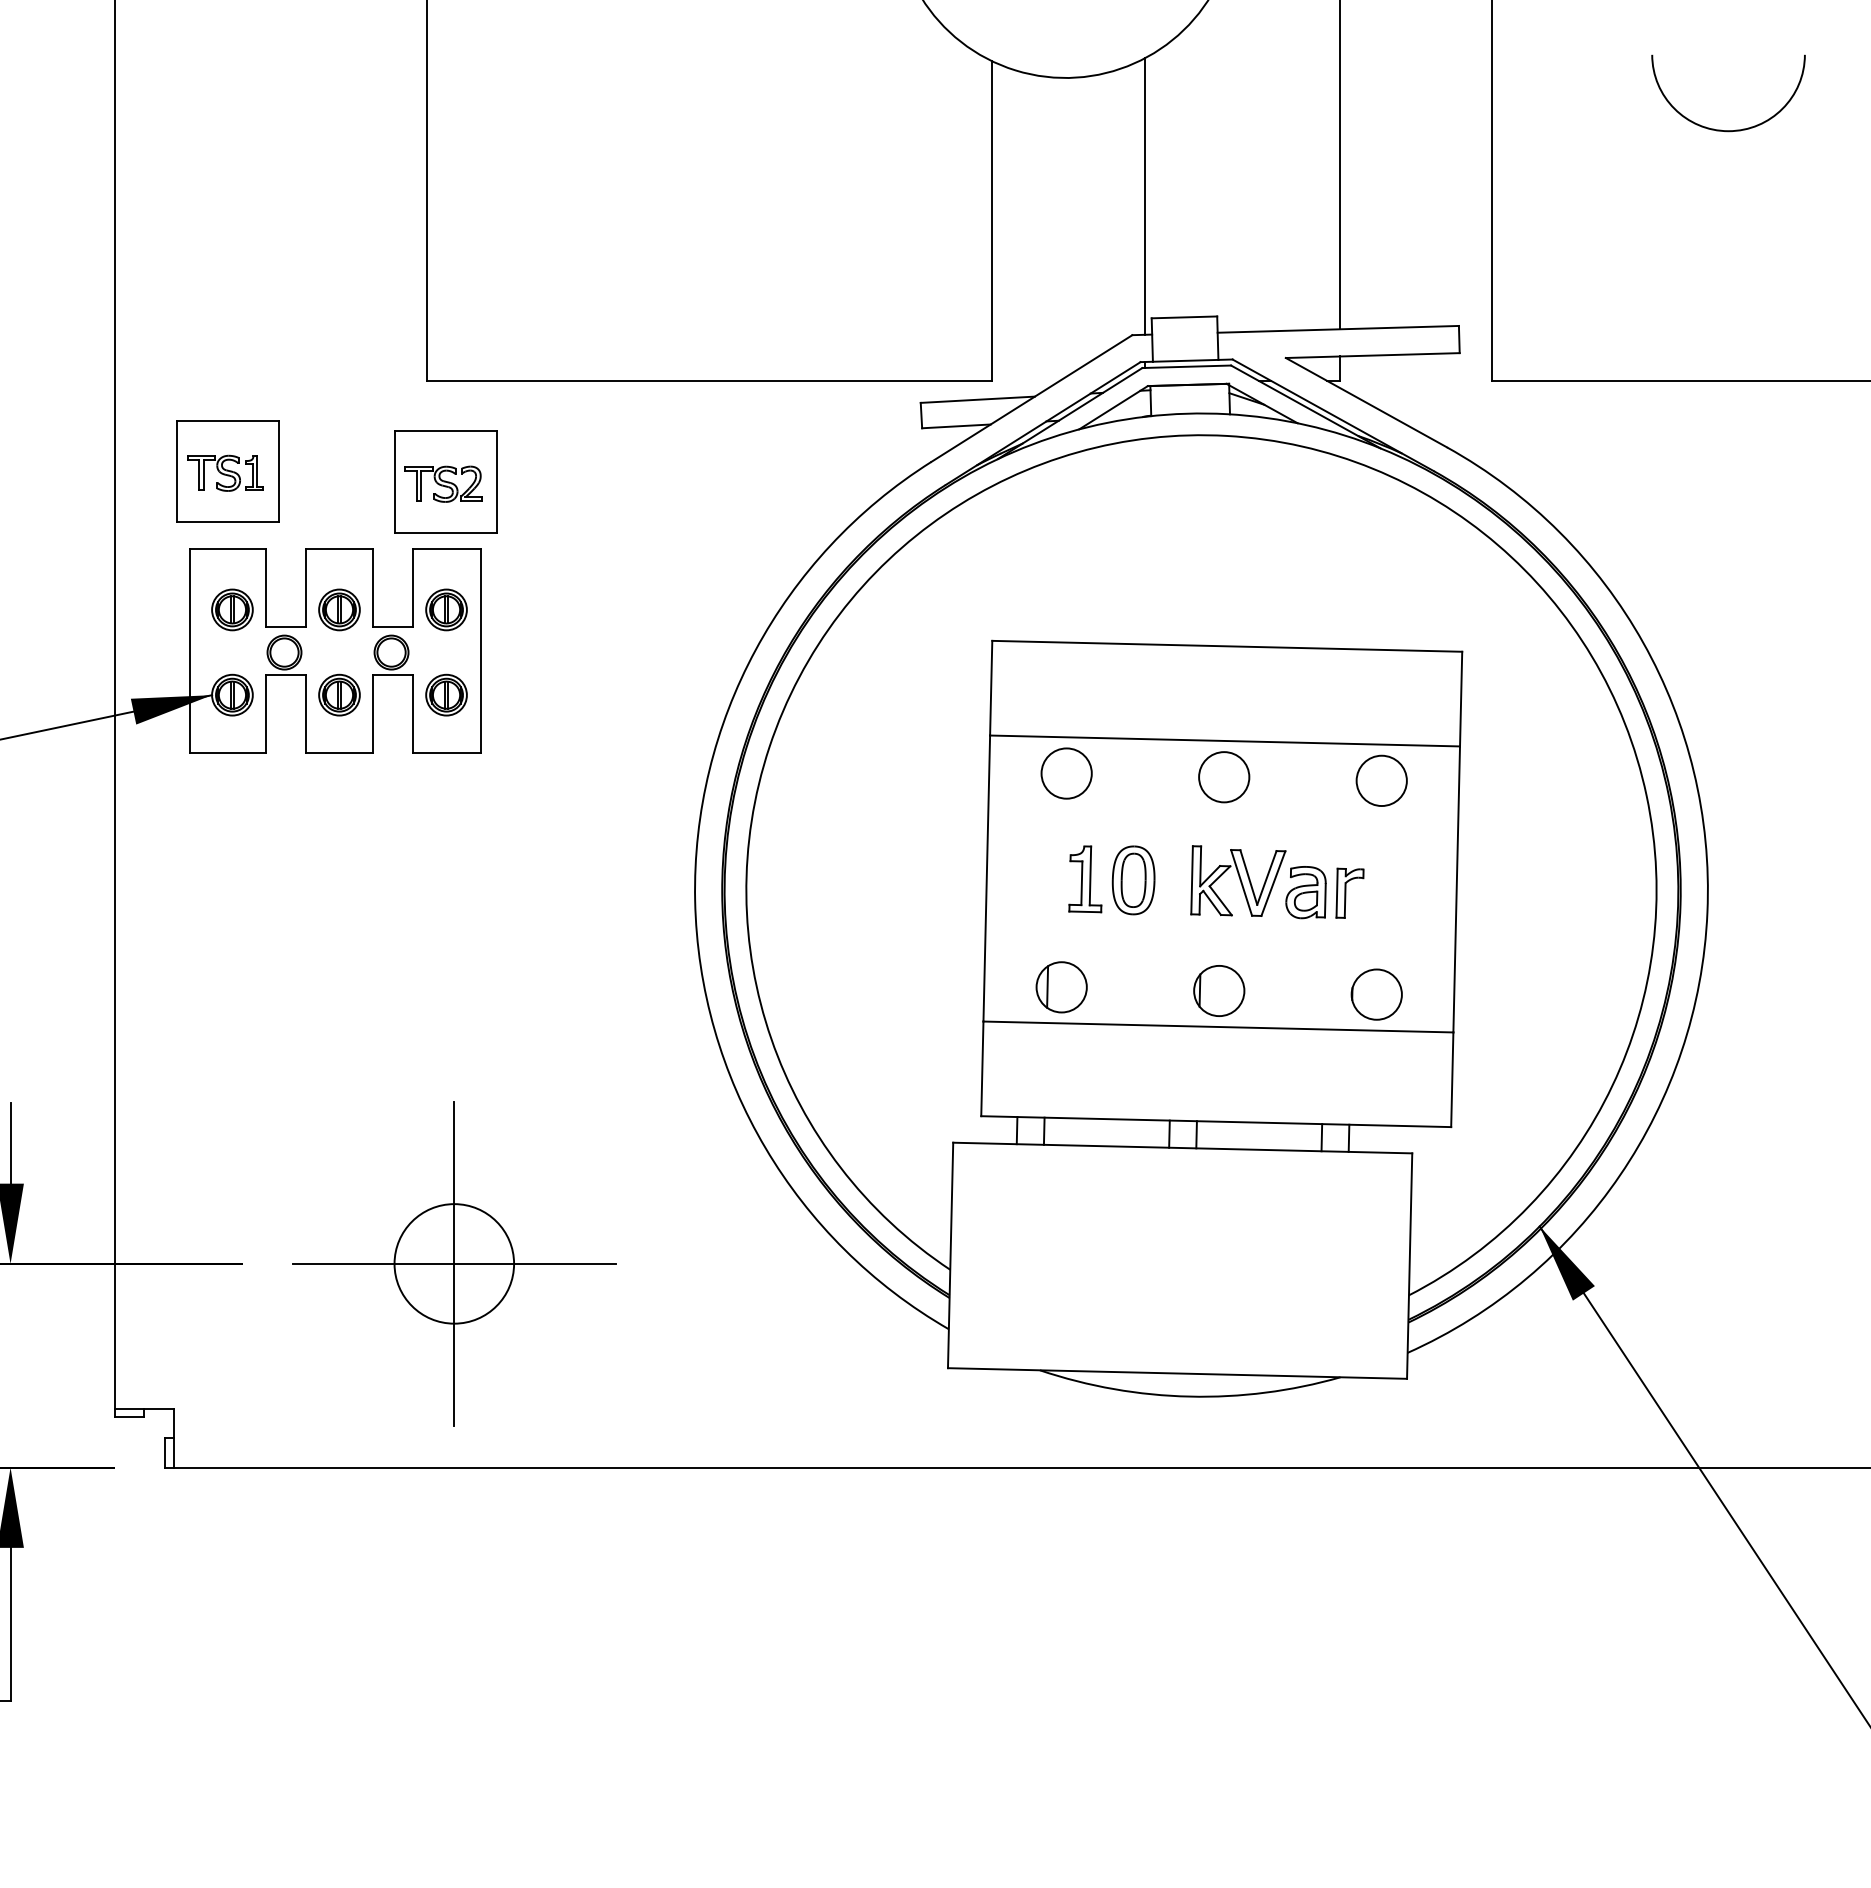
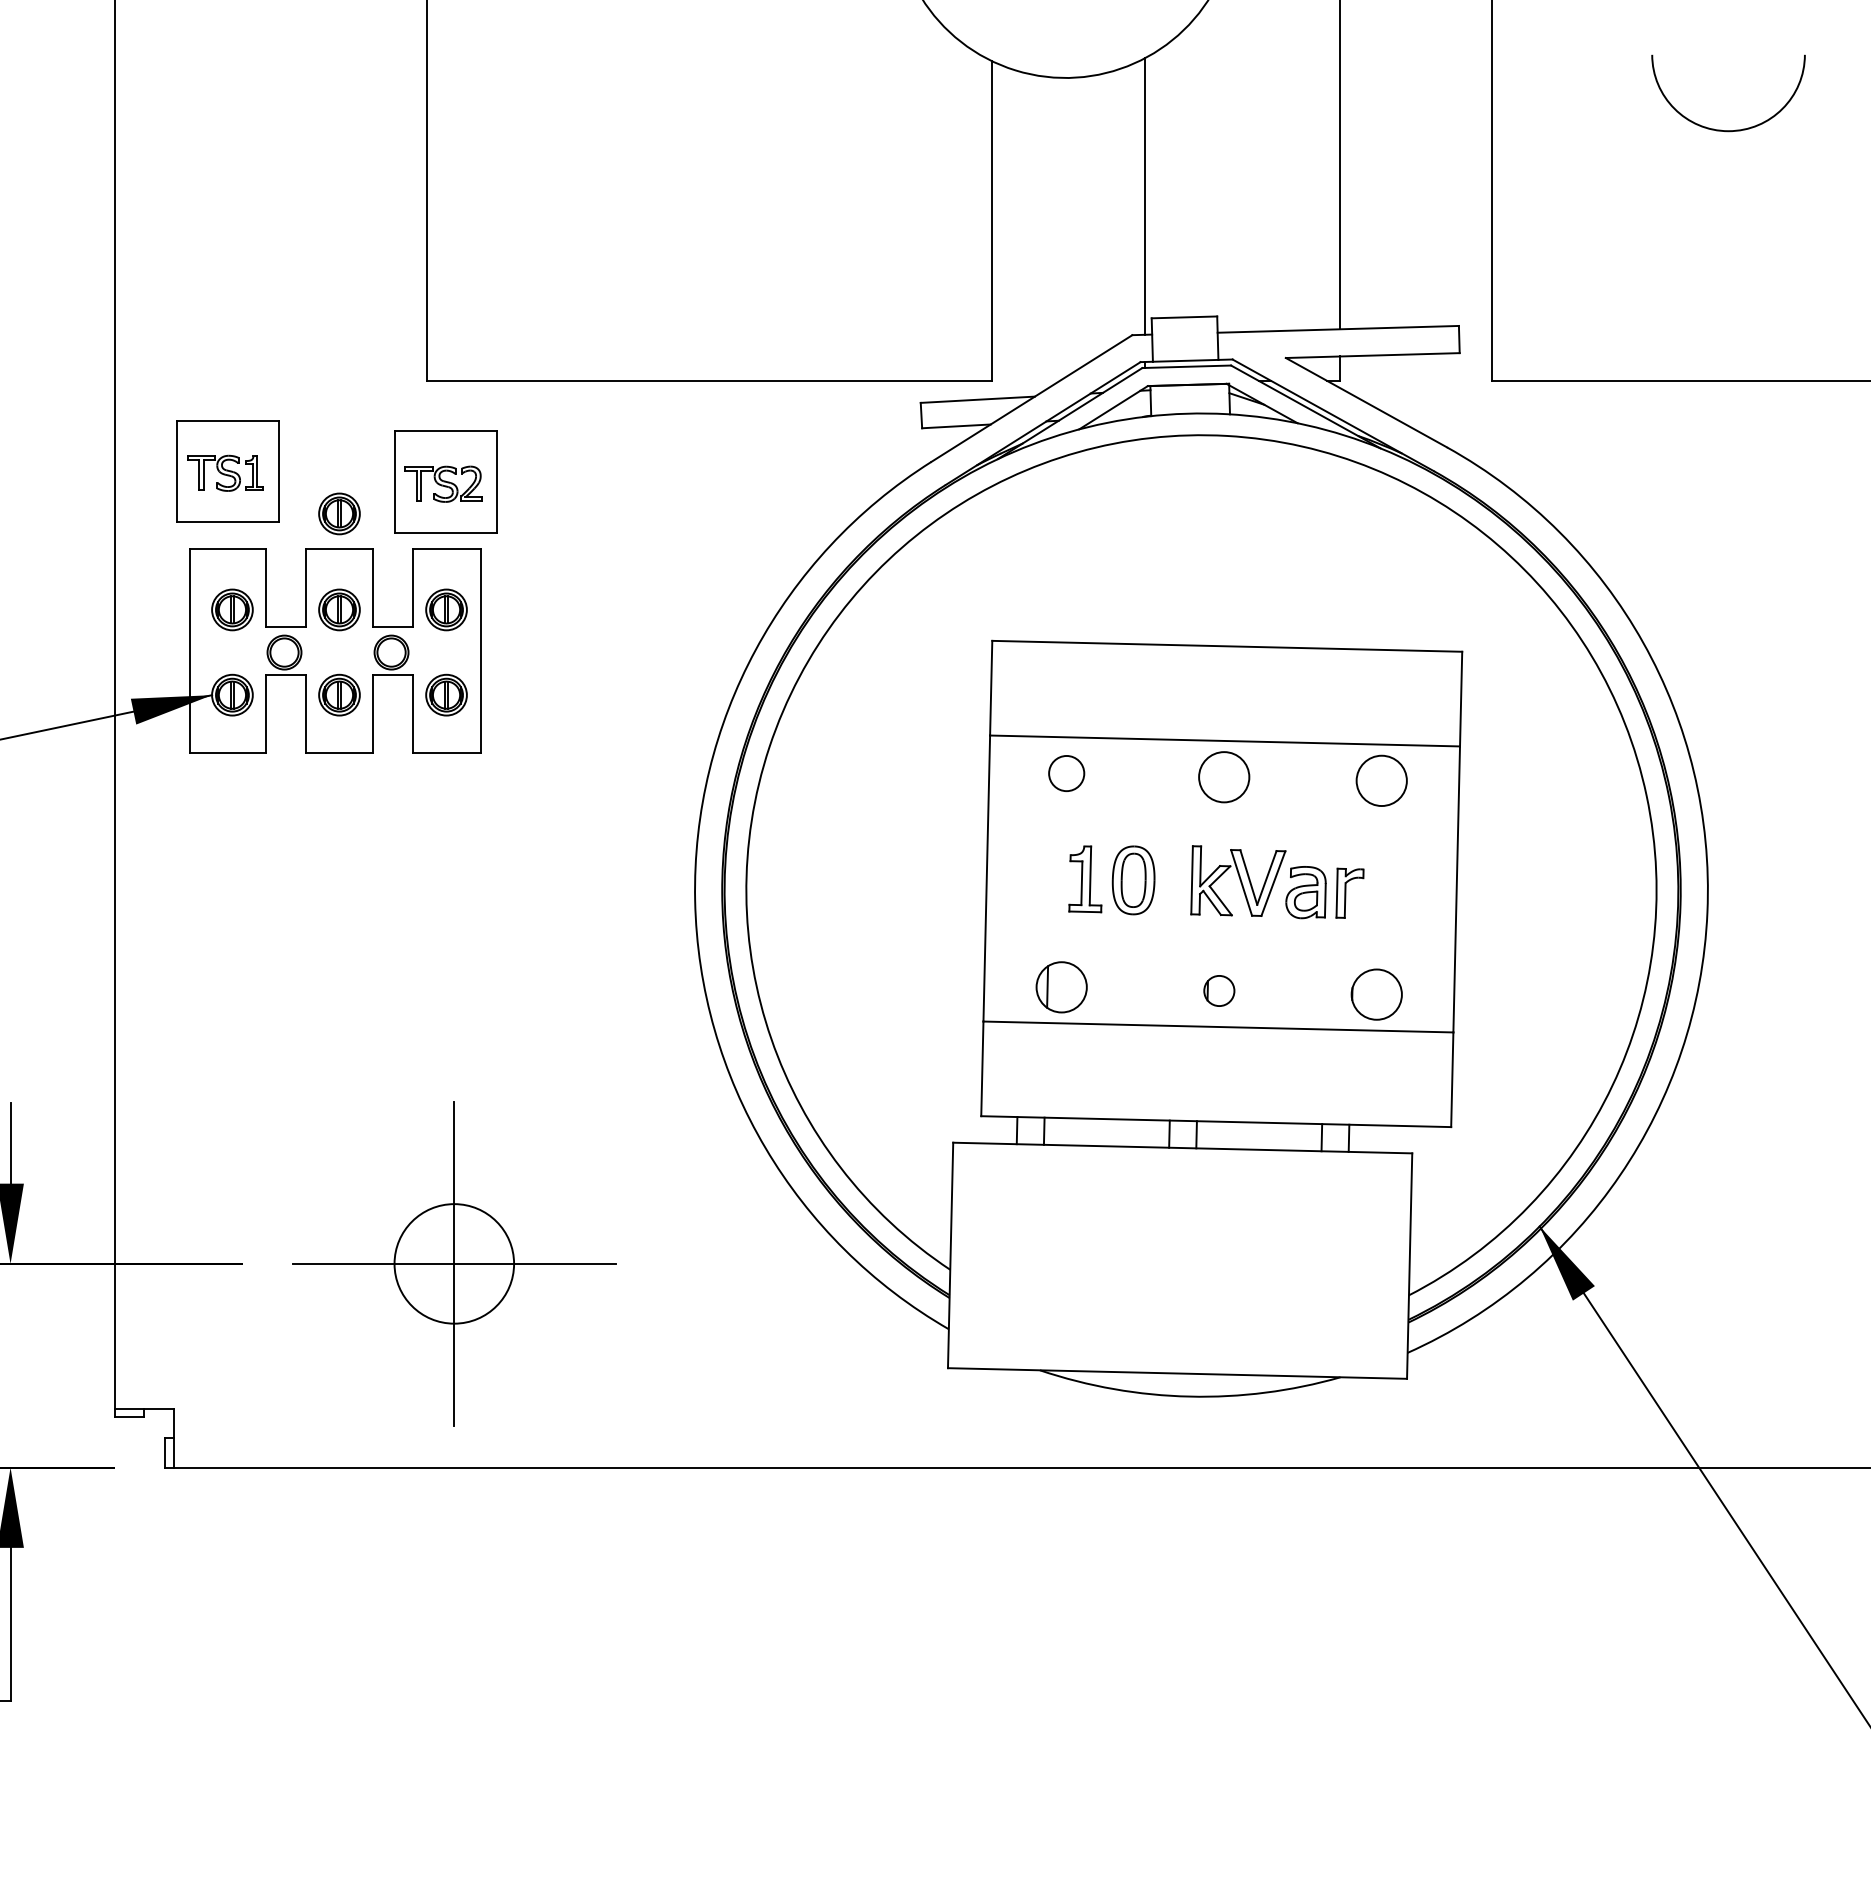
part: none -> present (339, 513)
circle diameter: 50 px -> 35 px (1066, 773)
part size: 53x52 px -> 33x32 px (1219, 990)
